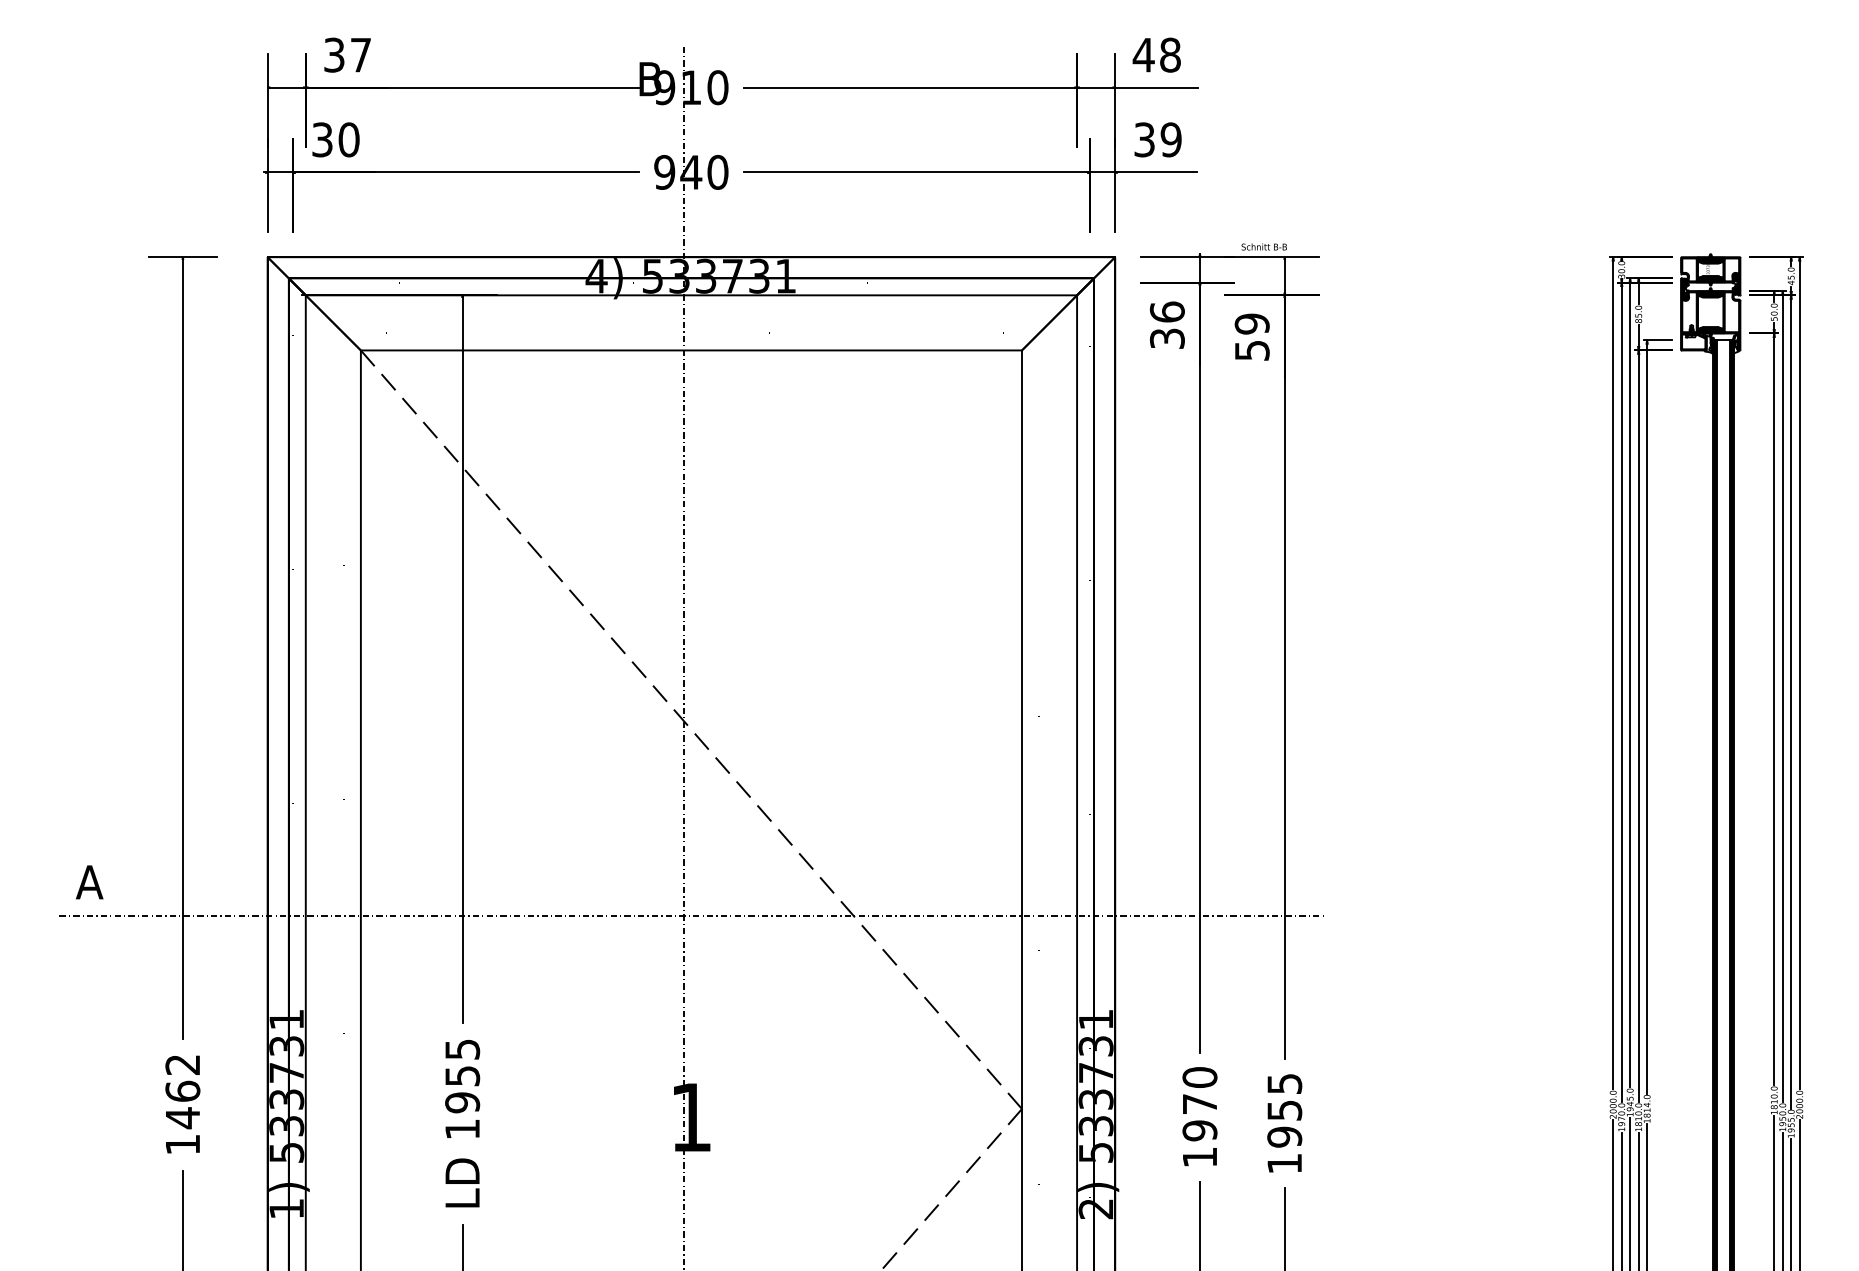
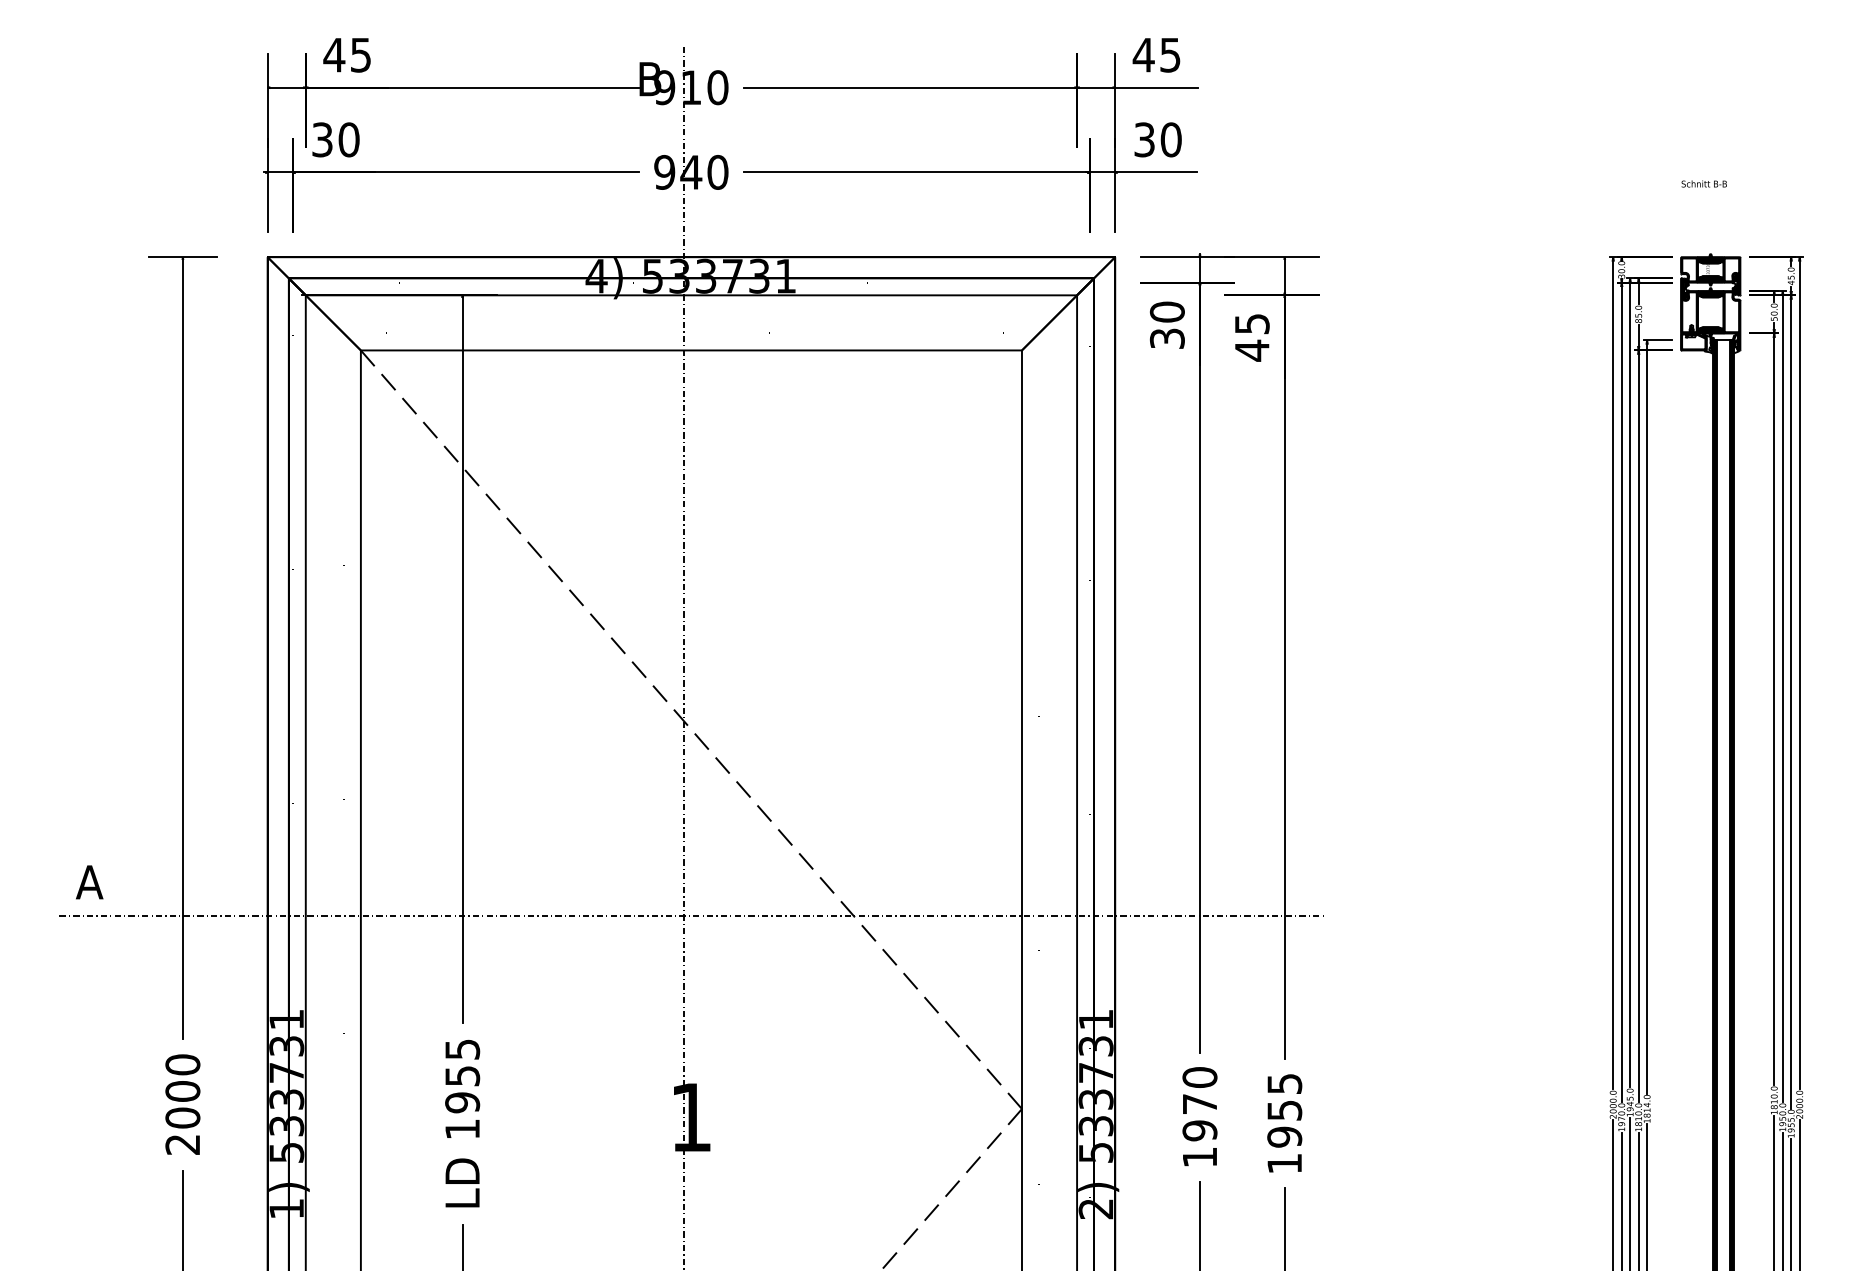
text: 37 -> 45 (346, 54)
text: 48 -> 45 (1170, 54)
text: 39 -> 30 (1170, 139)
text position: (1263, 246) -> (1703, 183) (1703, 183)
text: 36 -> 30 (1166, 311)
text: 59 -> 45 (1251, 337)
text: 1462 -> 2000 (182, 1104)
